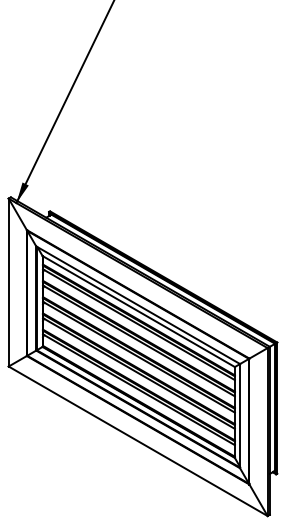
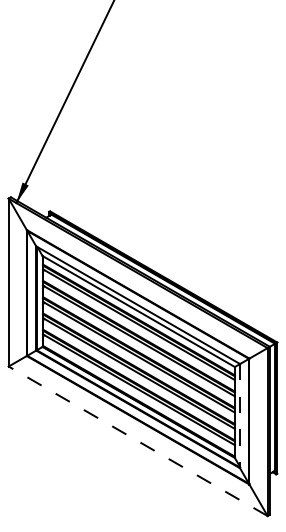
line: solid -> dashed (240, 416)
line: solid -> dashed (138, 441)
